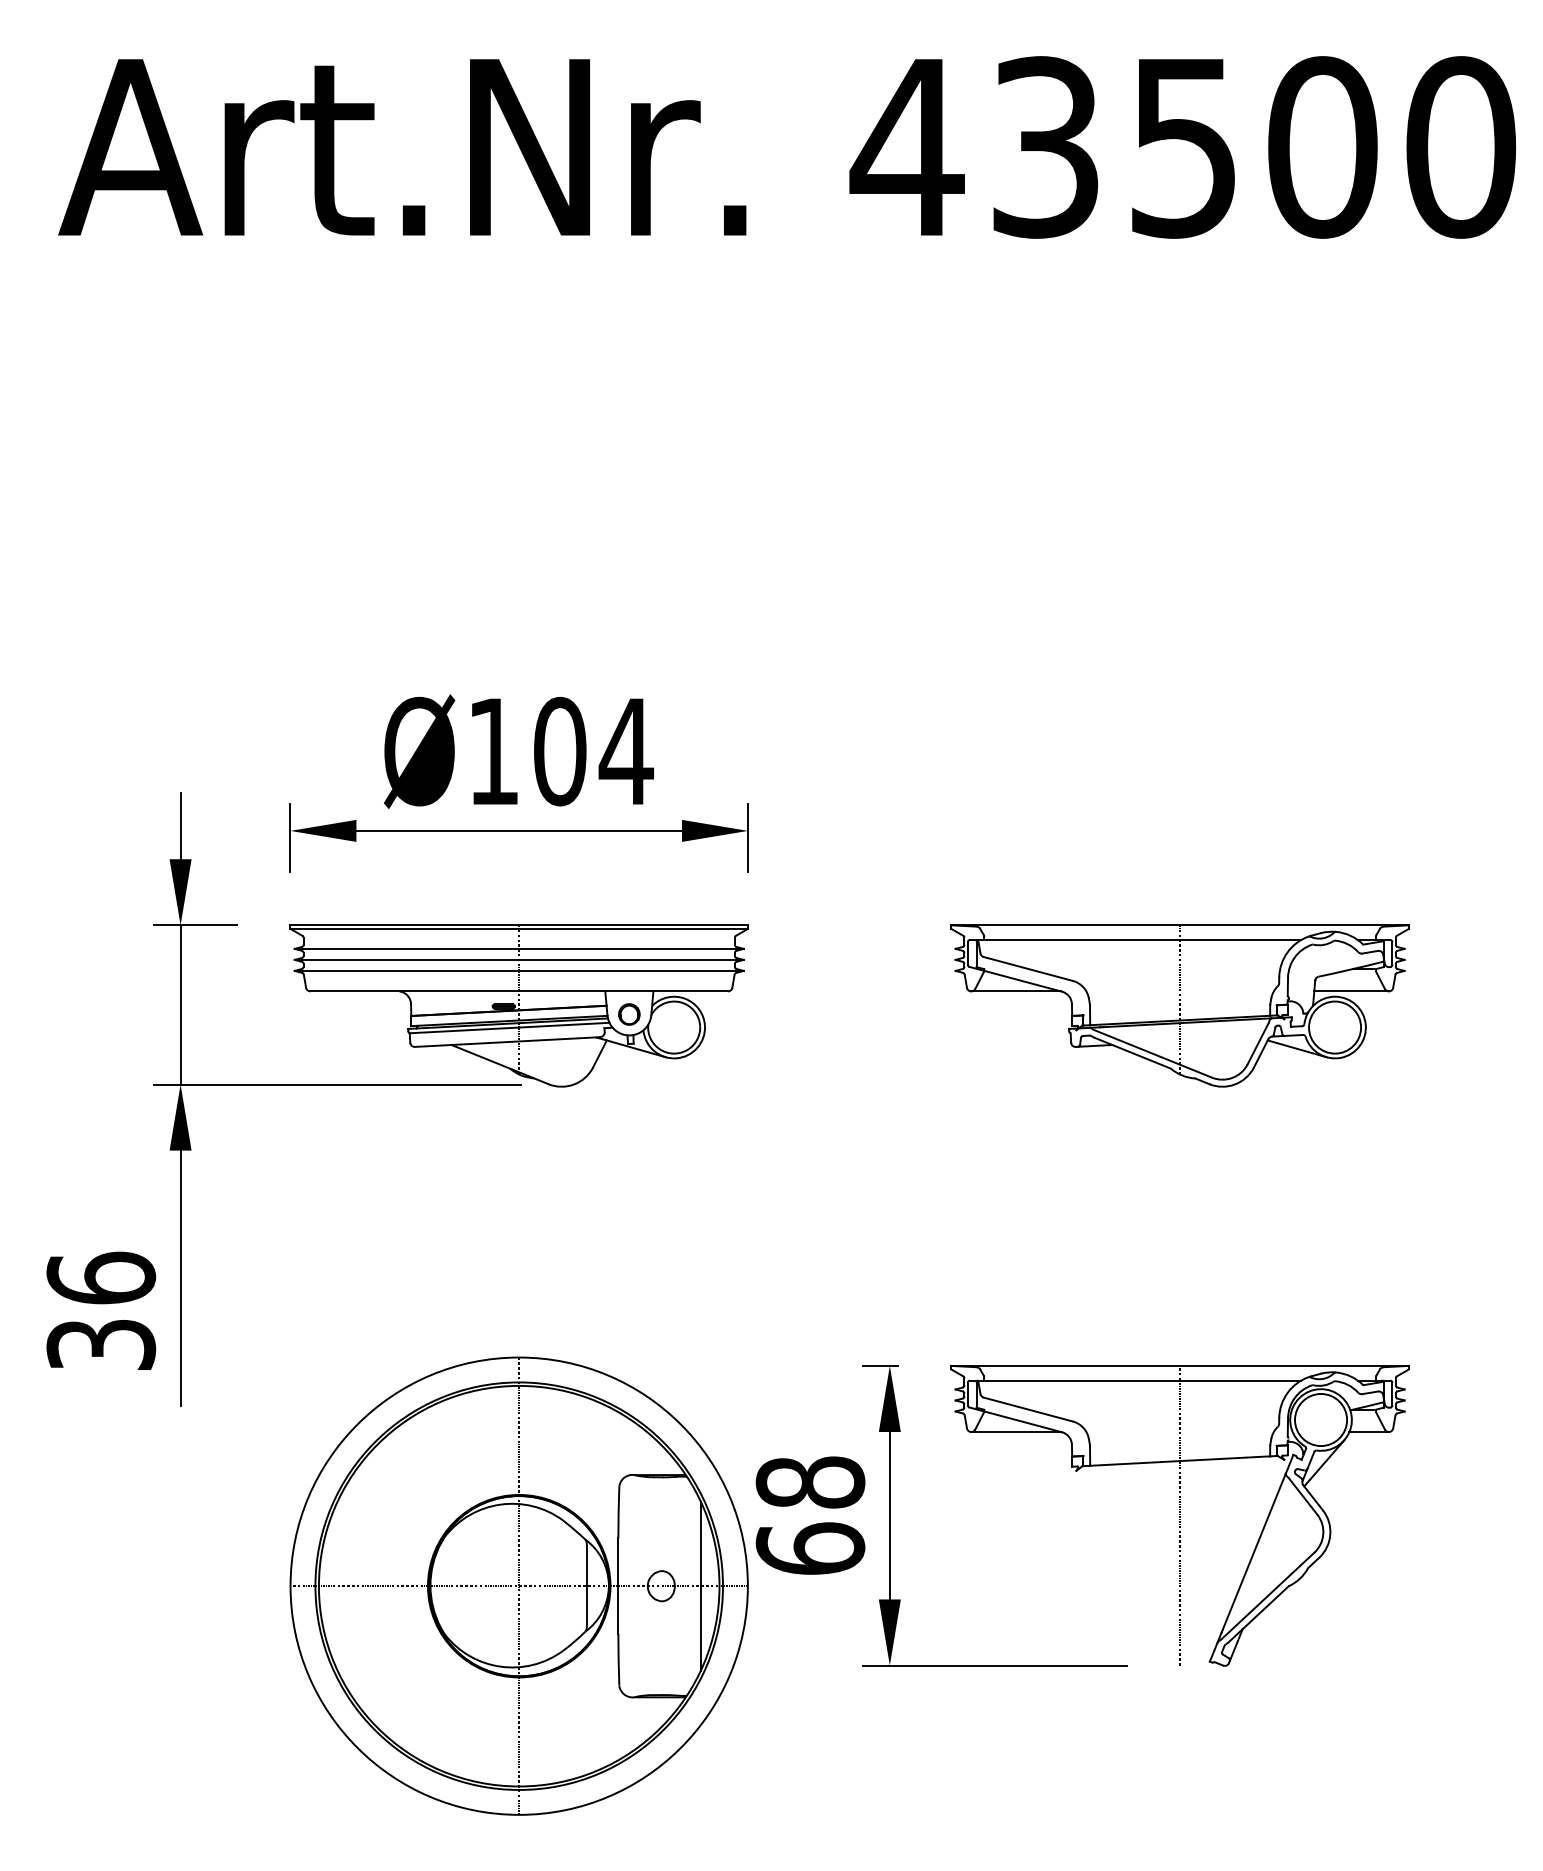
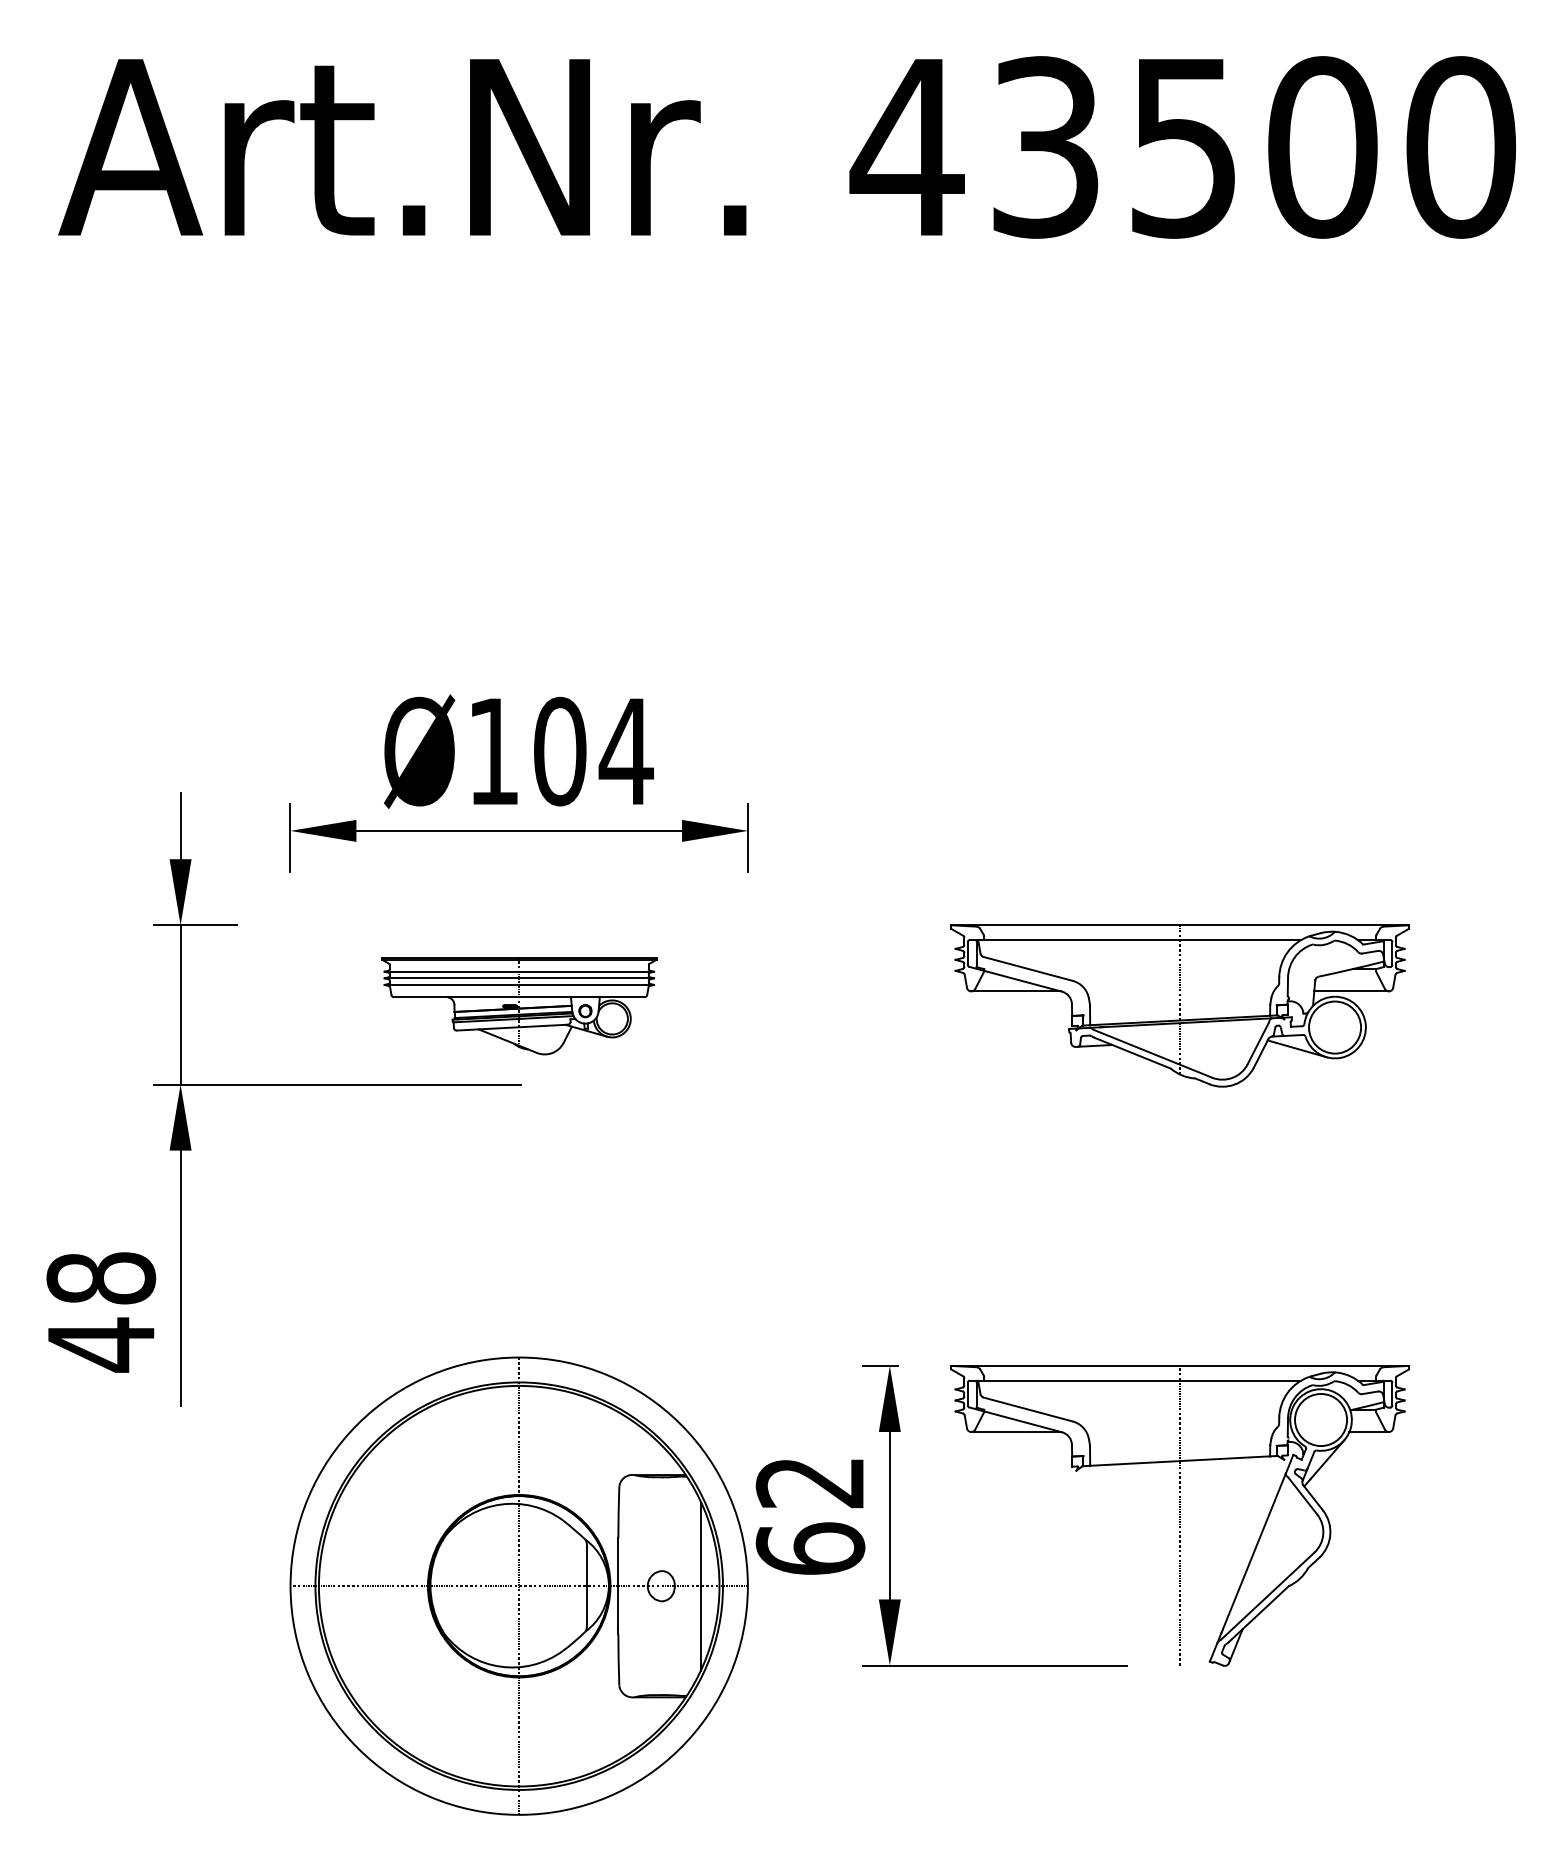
part size: 461x164 px -> 277x99 px (519, 1006)
text: 36 -> 48 (101, 1311)
text: 68 -> 62 (810, 1482)
